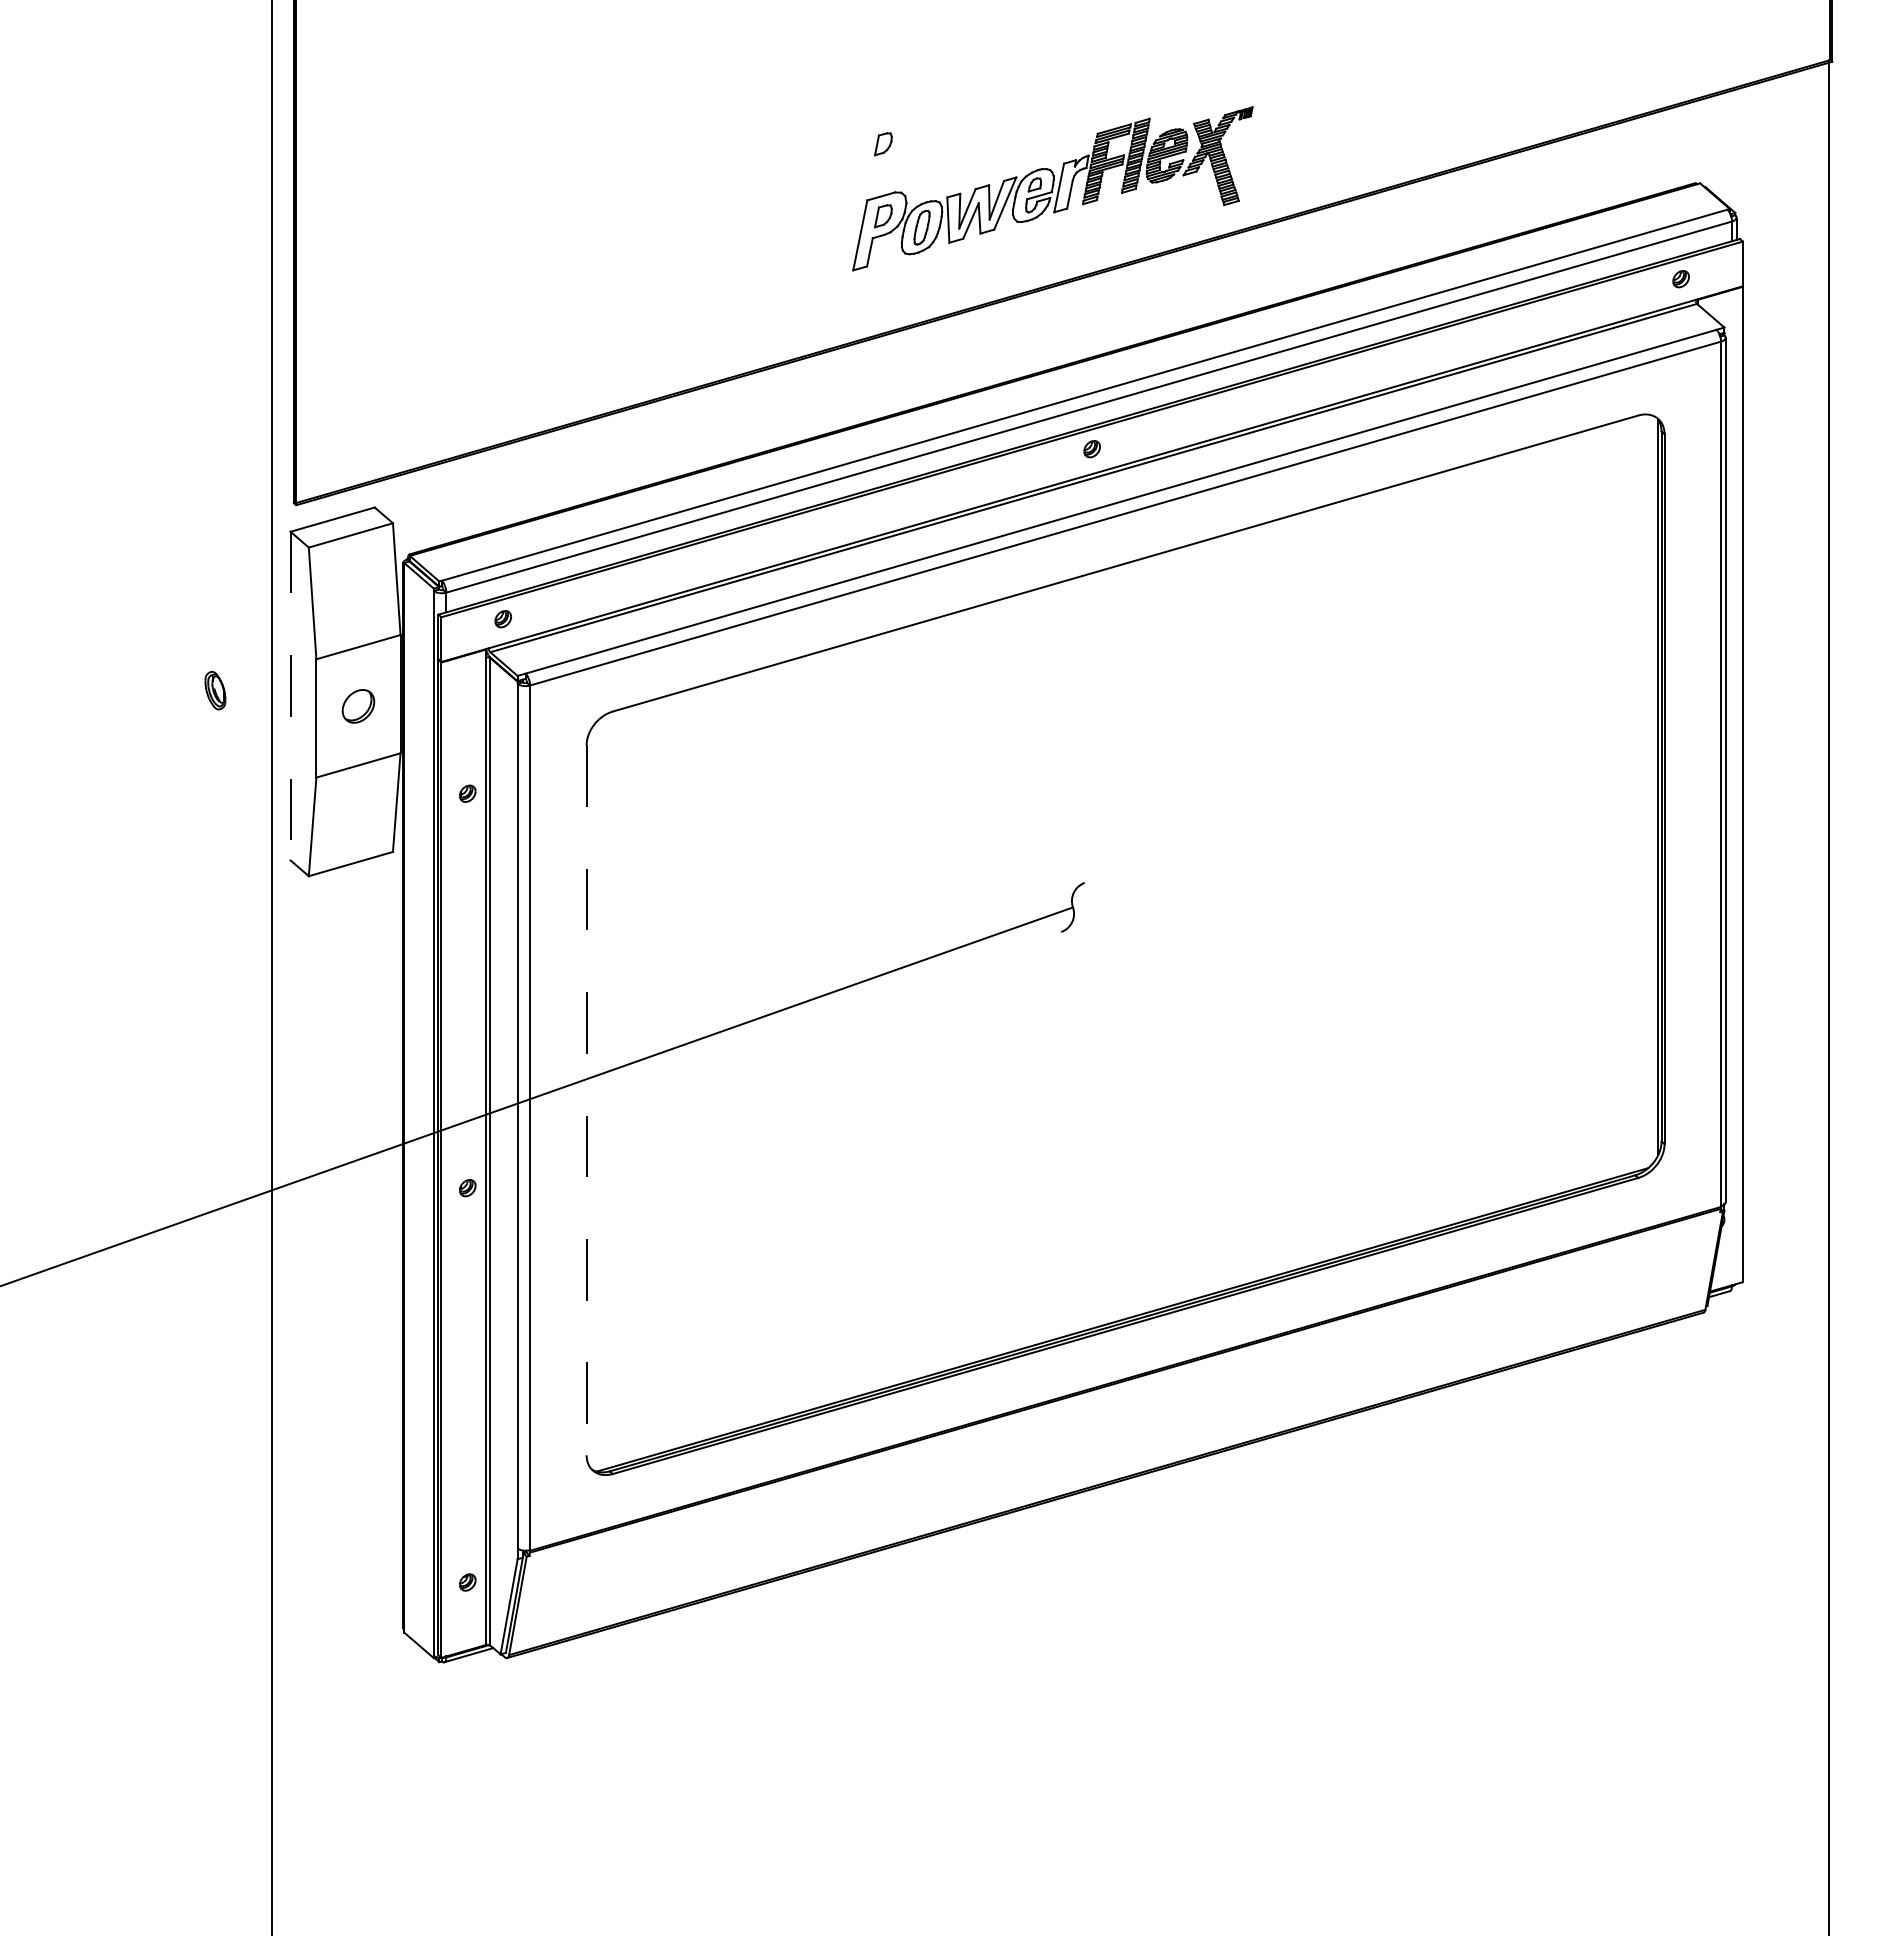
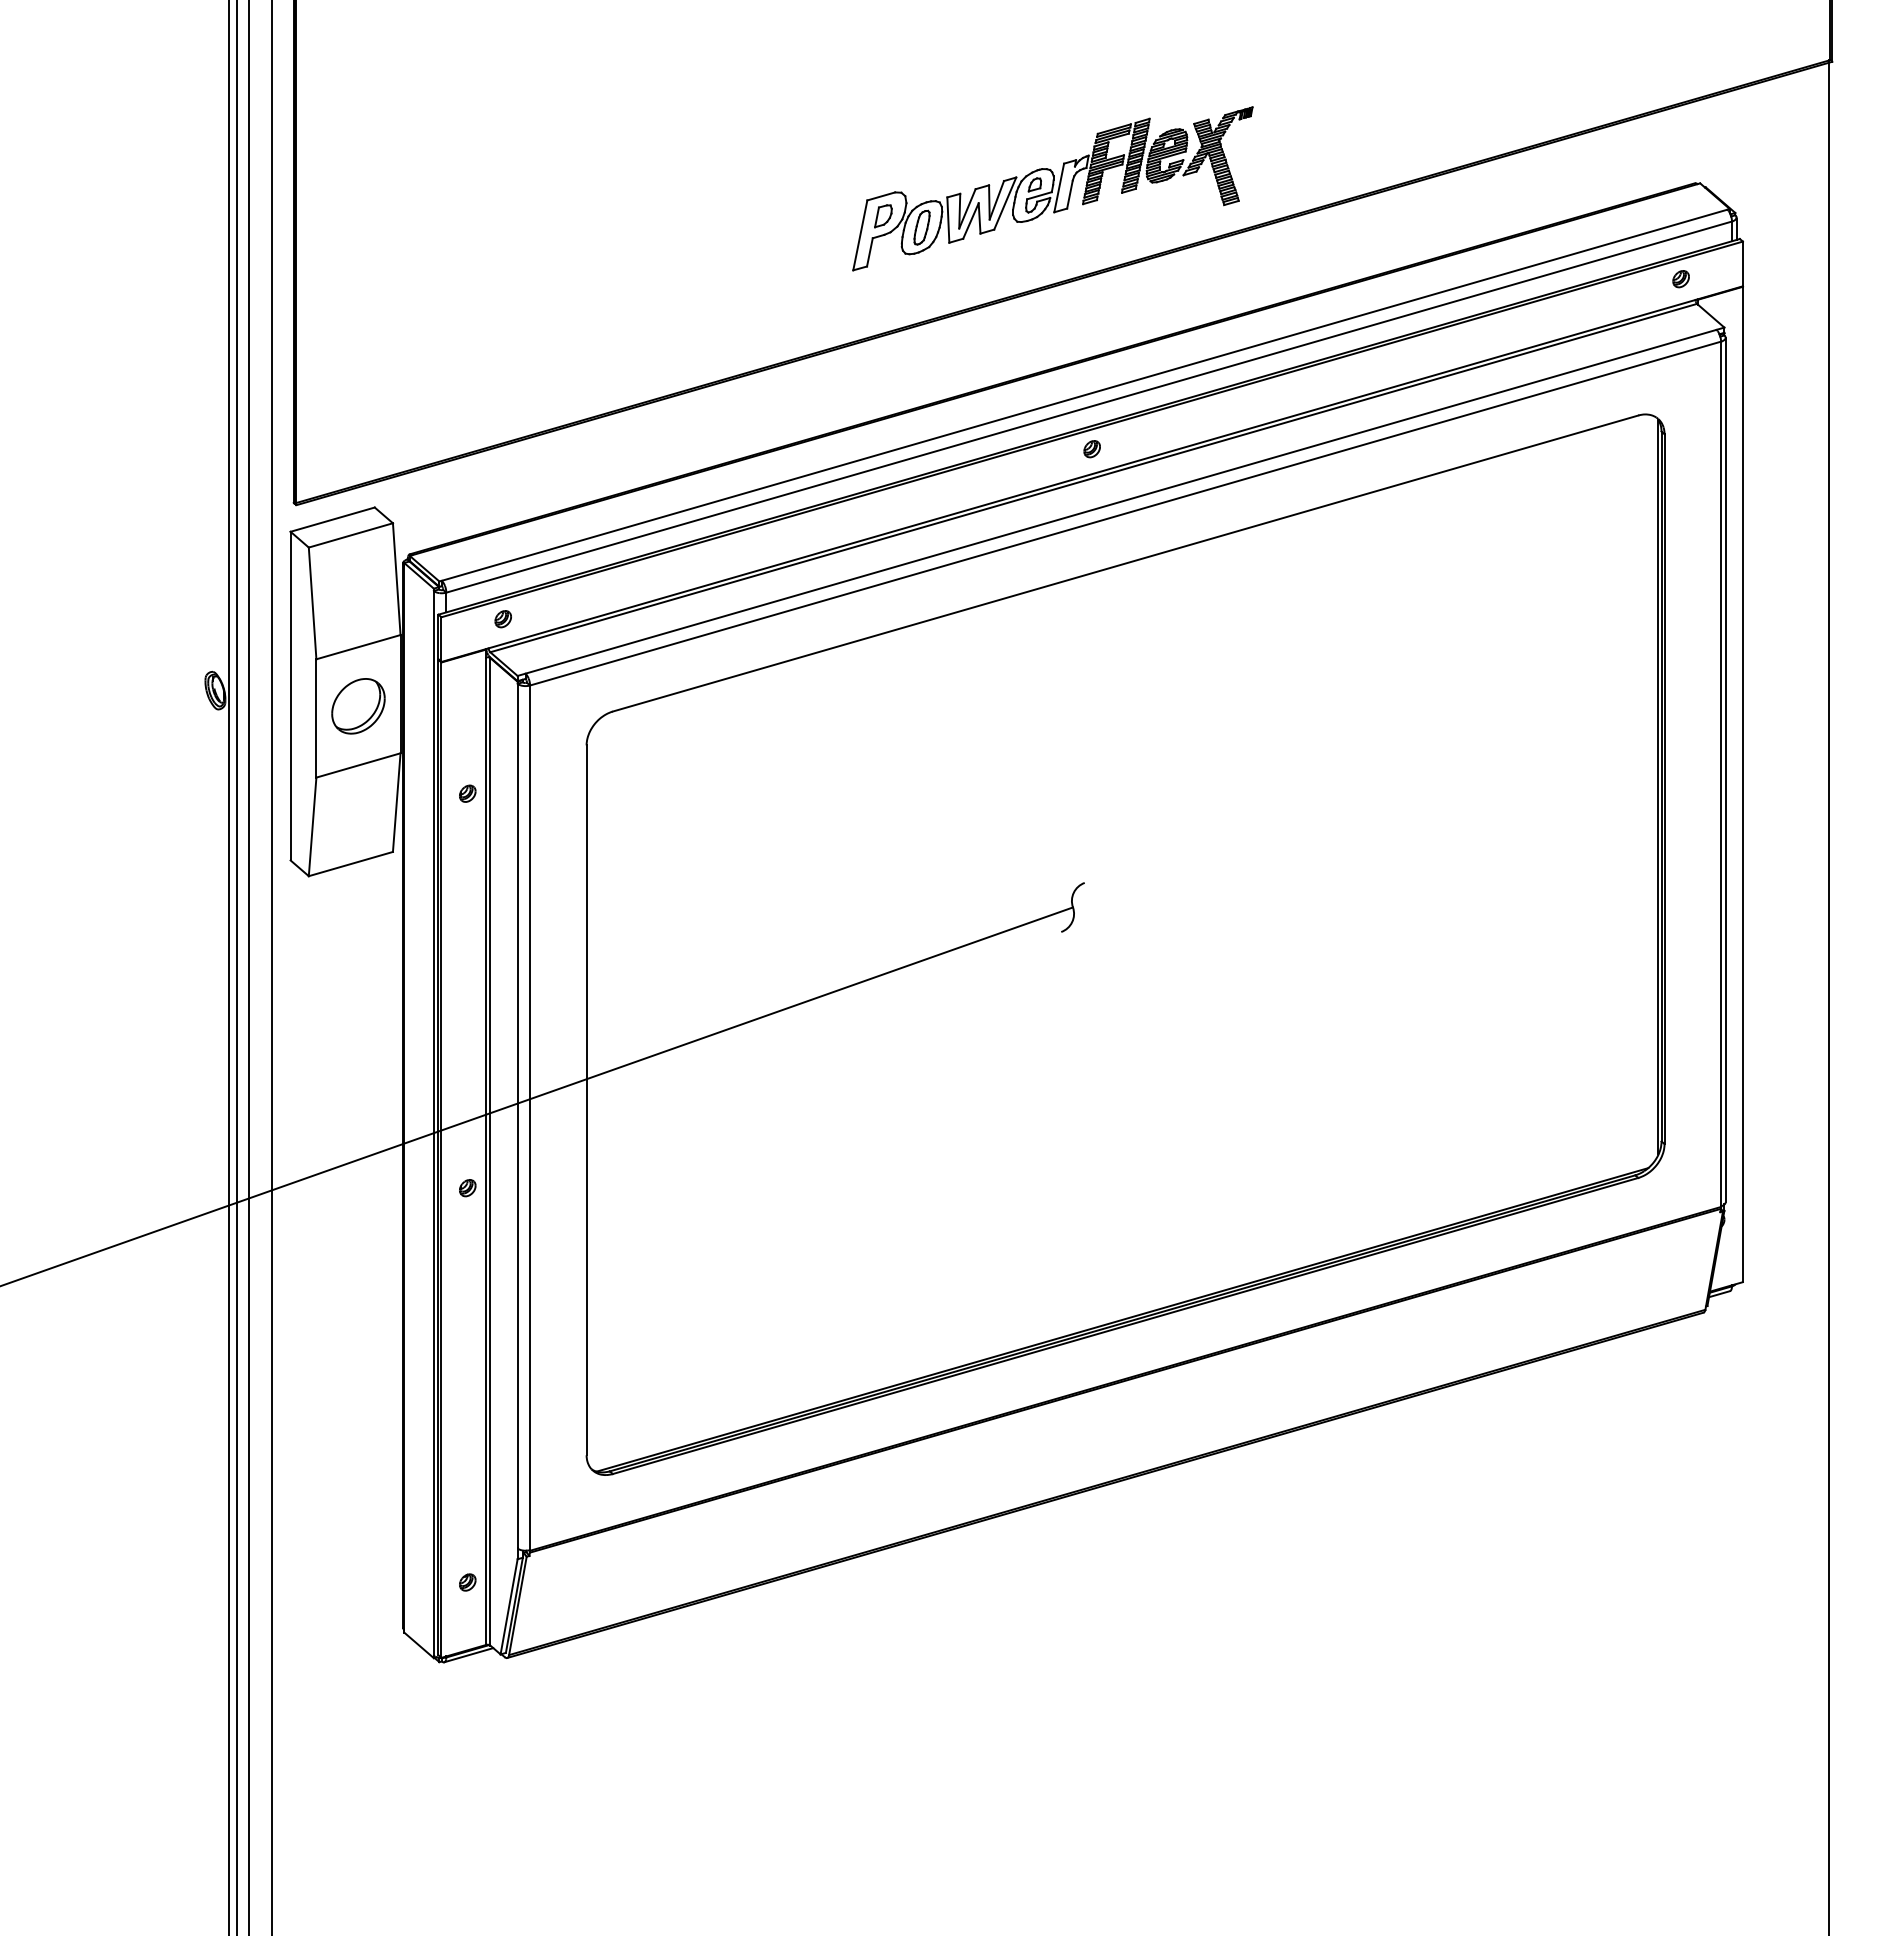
part: present -> none (883, 144)
line: dashed -> solid (290, 696)
part size: 35x35 px -> 55x57 px (358, 706)
line: none -> present (228, 967)
line: none -> present (236, 967)
line: none -> present (249, 967)
line: dashed -> solid (586, 1100)
